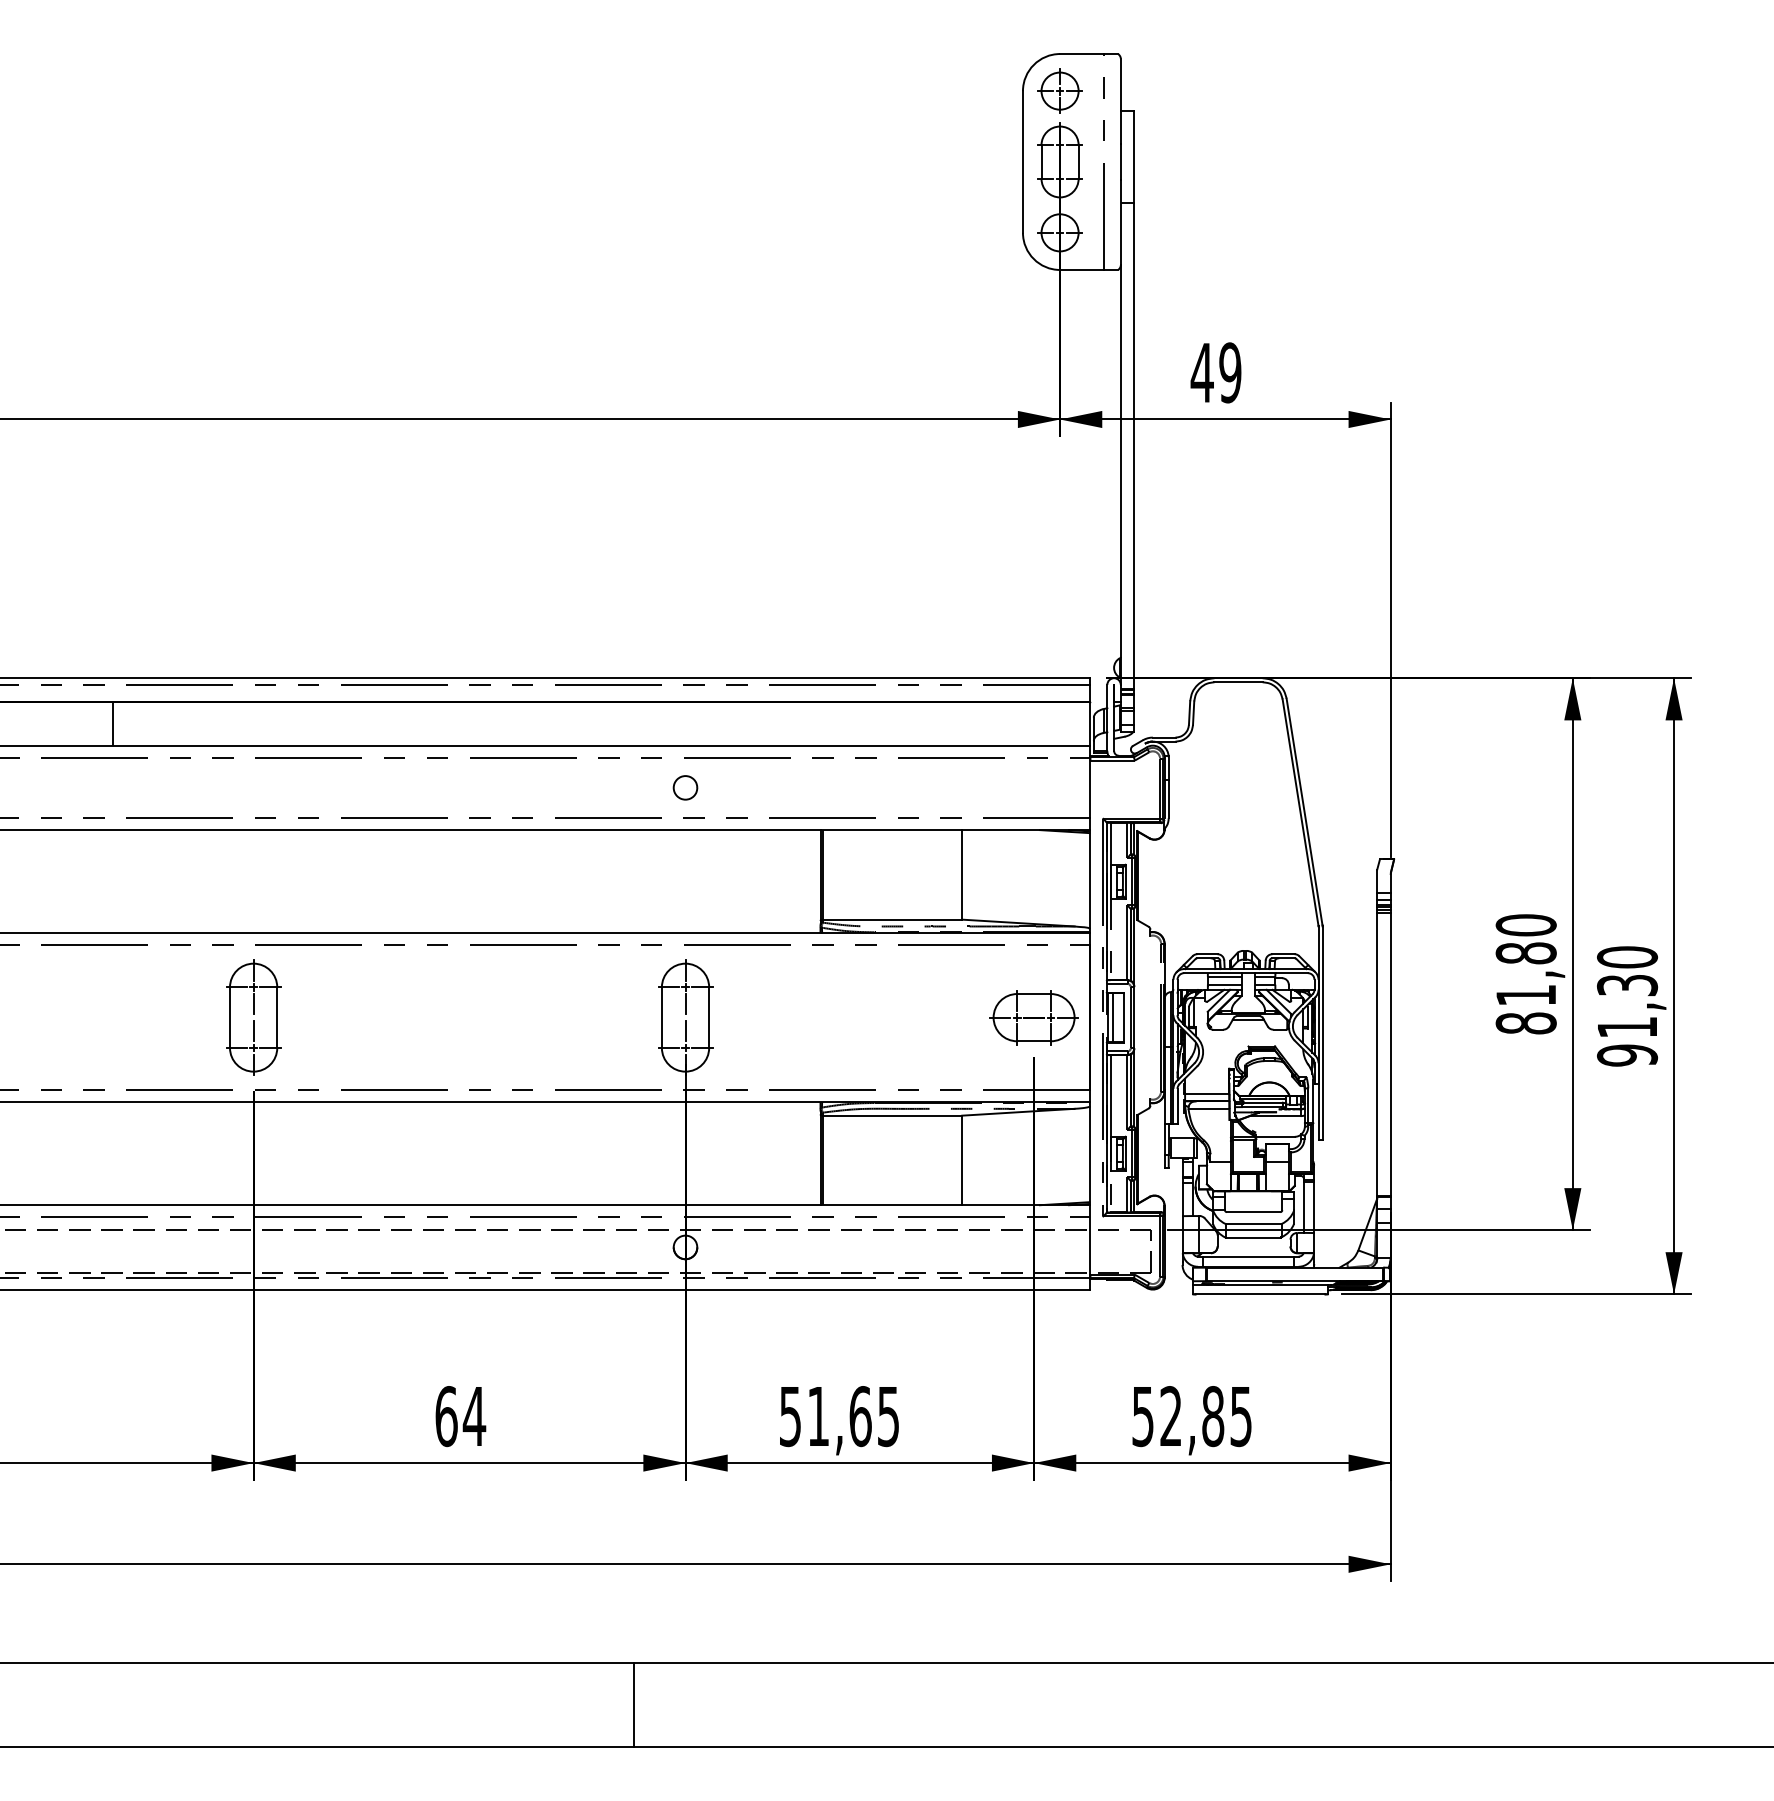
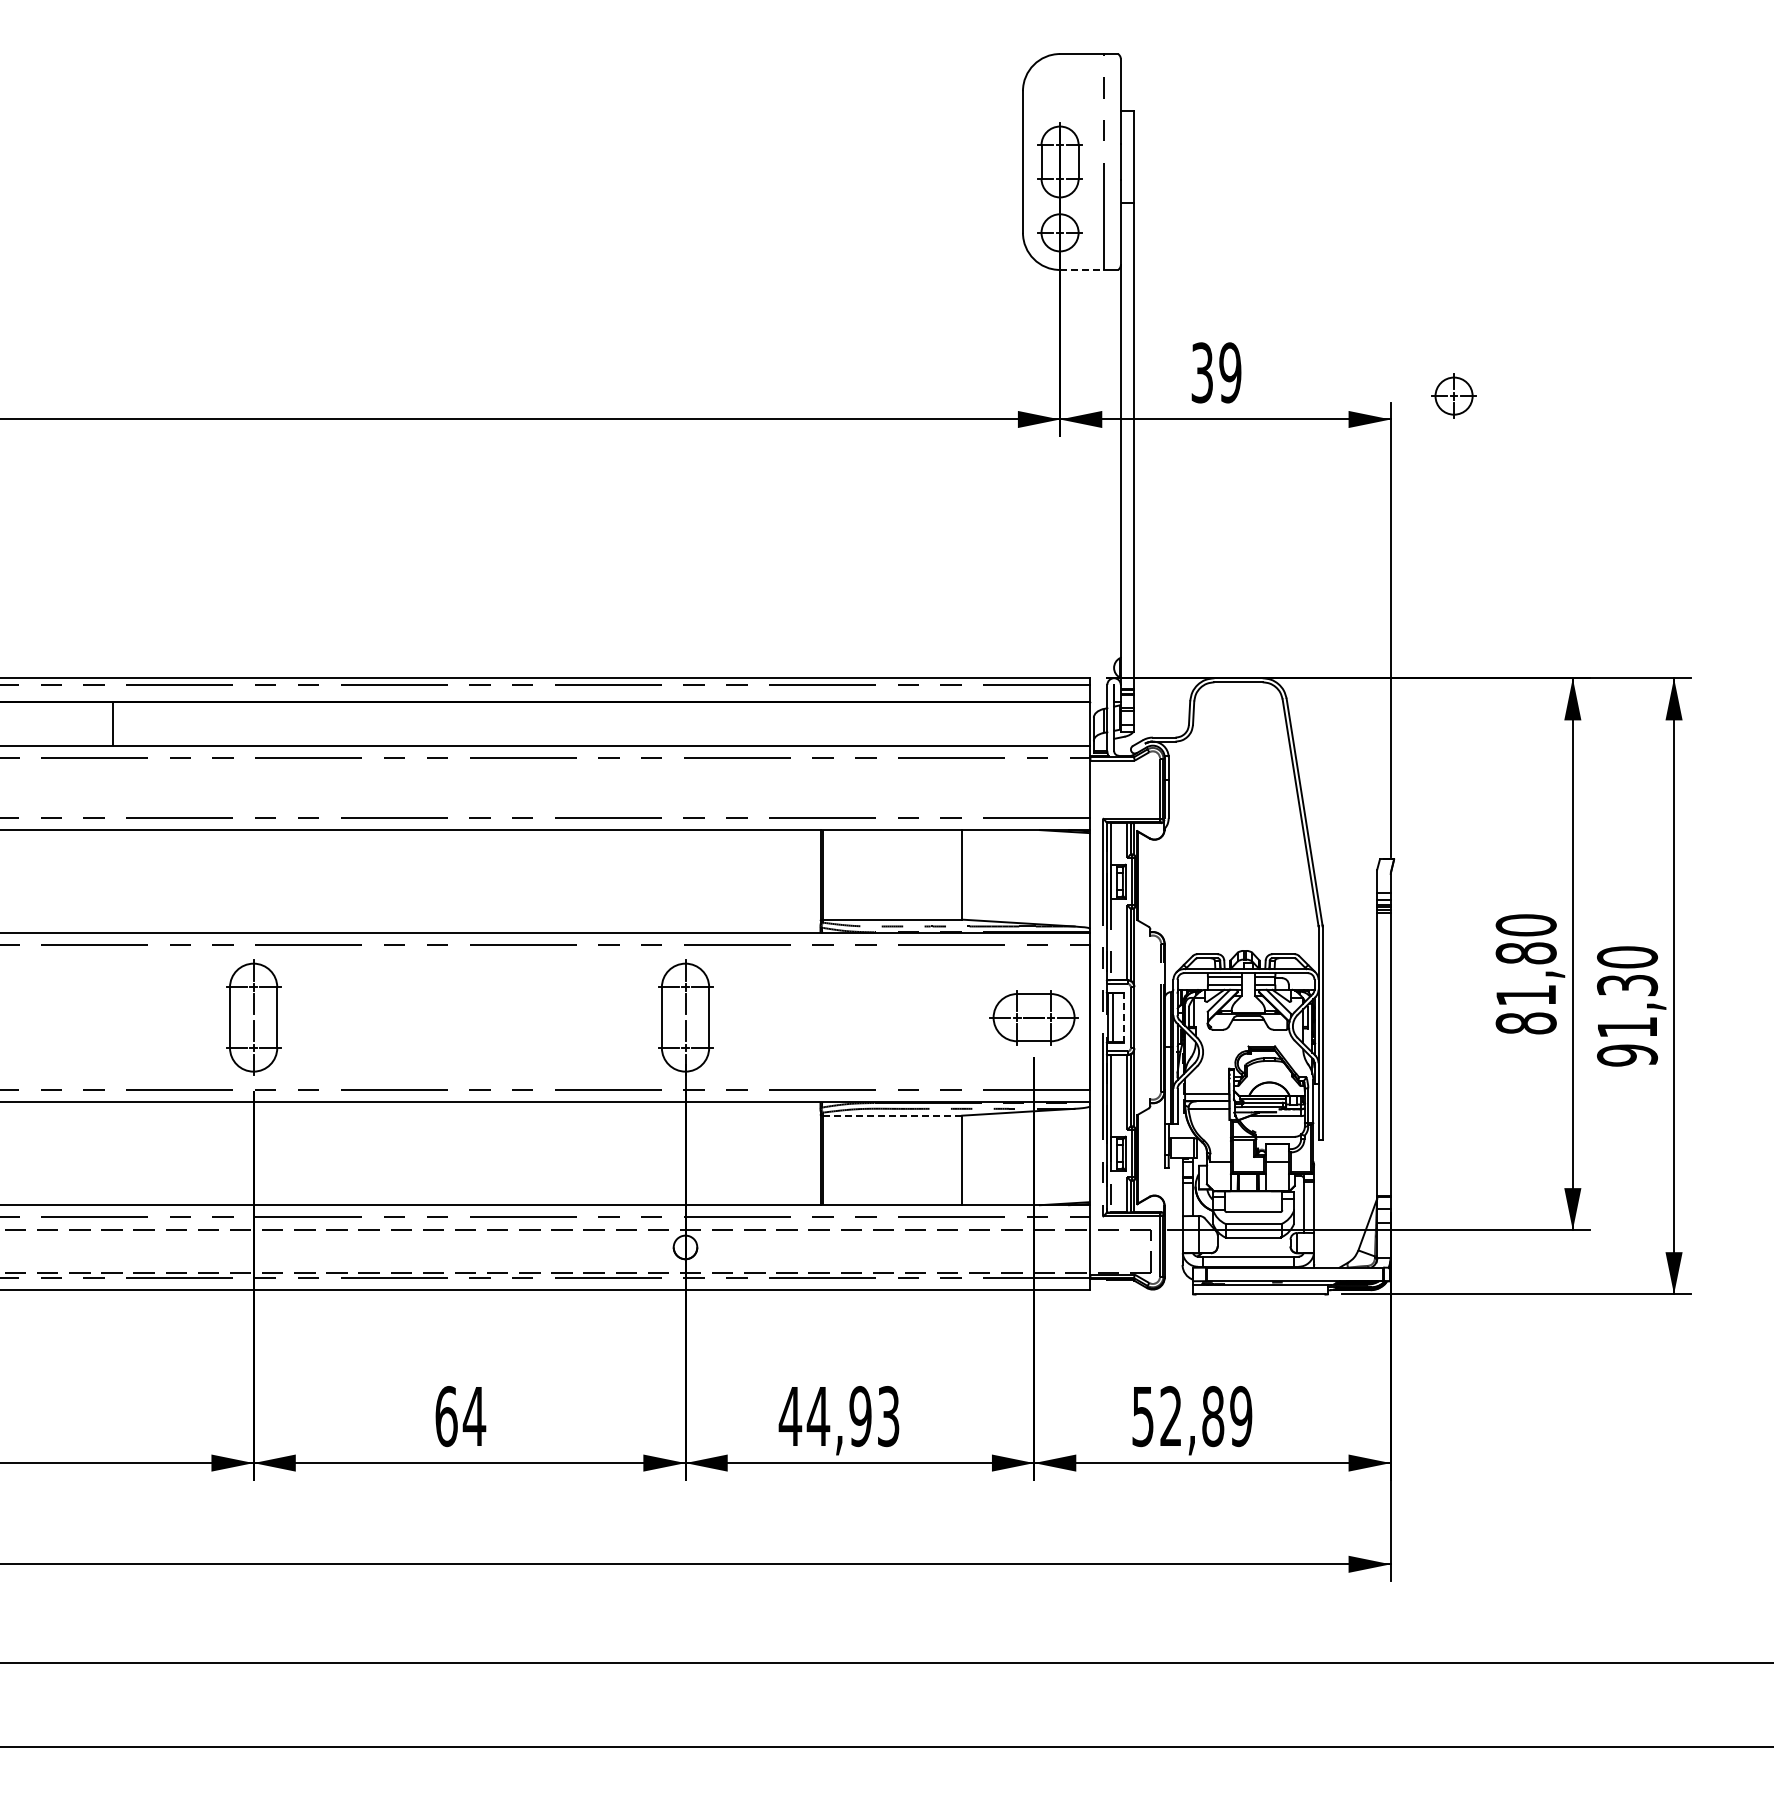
part position: (1059, 90) -> (1453, 395) (1453, 395)
line: solid -> dashed (1082, 269)
text: 49 -> 39 (1201, 372)
part: present -> none (685, 787)
line: solid -> dashed (1124, 1017)
line: solid -> dashed (892, 1115)
text: 51,65 -> 44,93 (838, 1416)
text: 52,85 -> 52,89 (1241, 1416)
line: present -> none (633, 1704)
